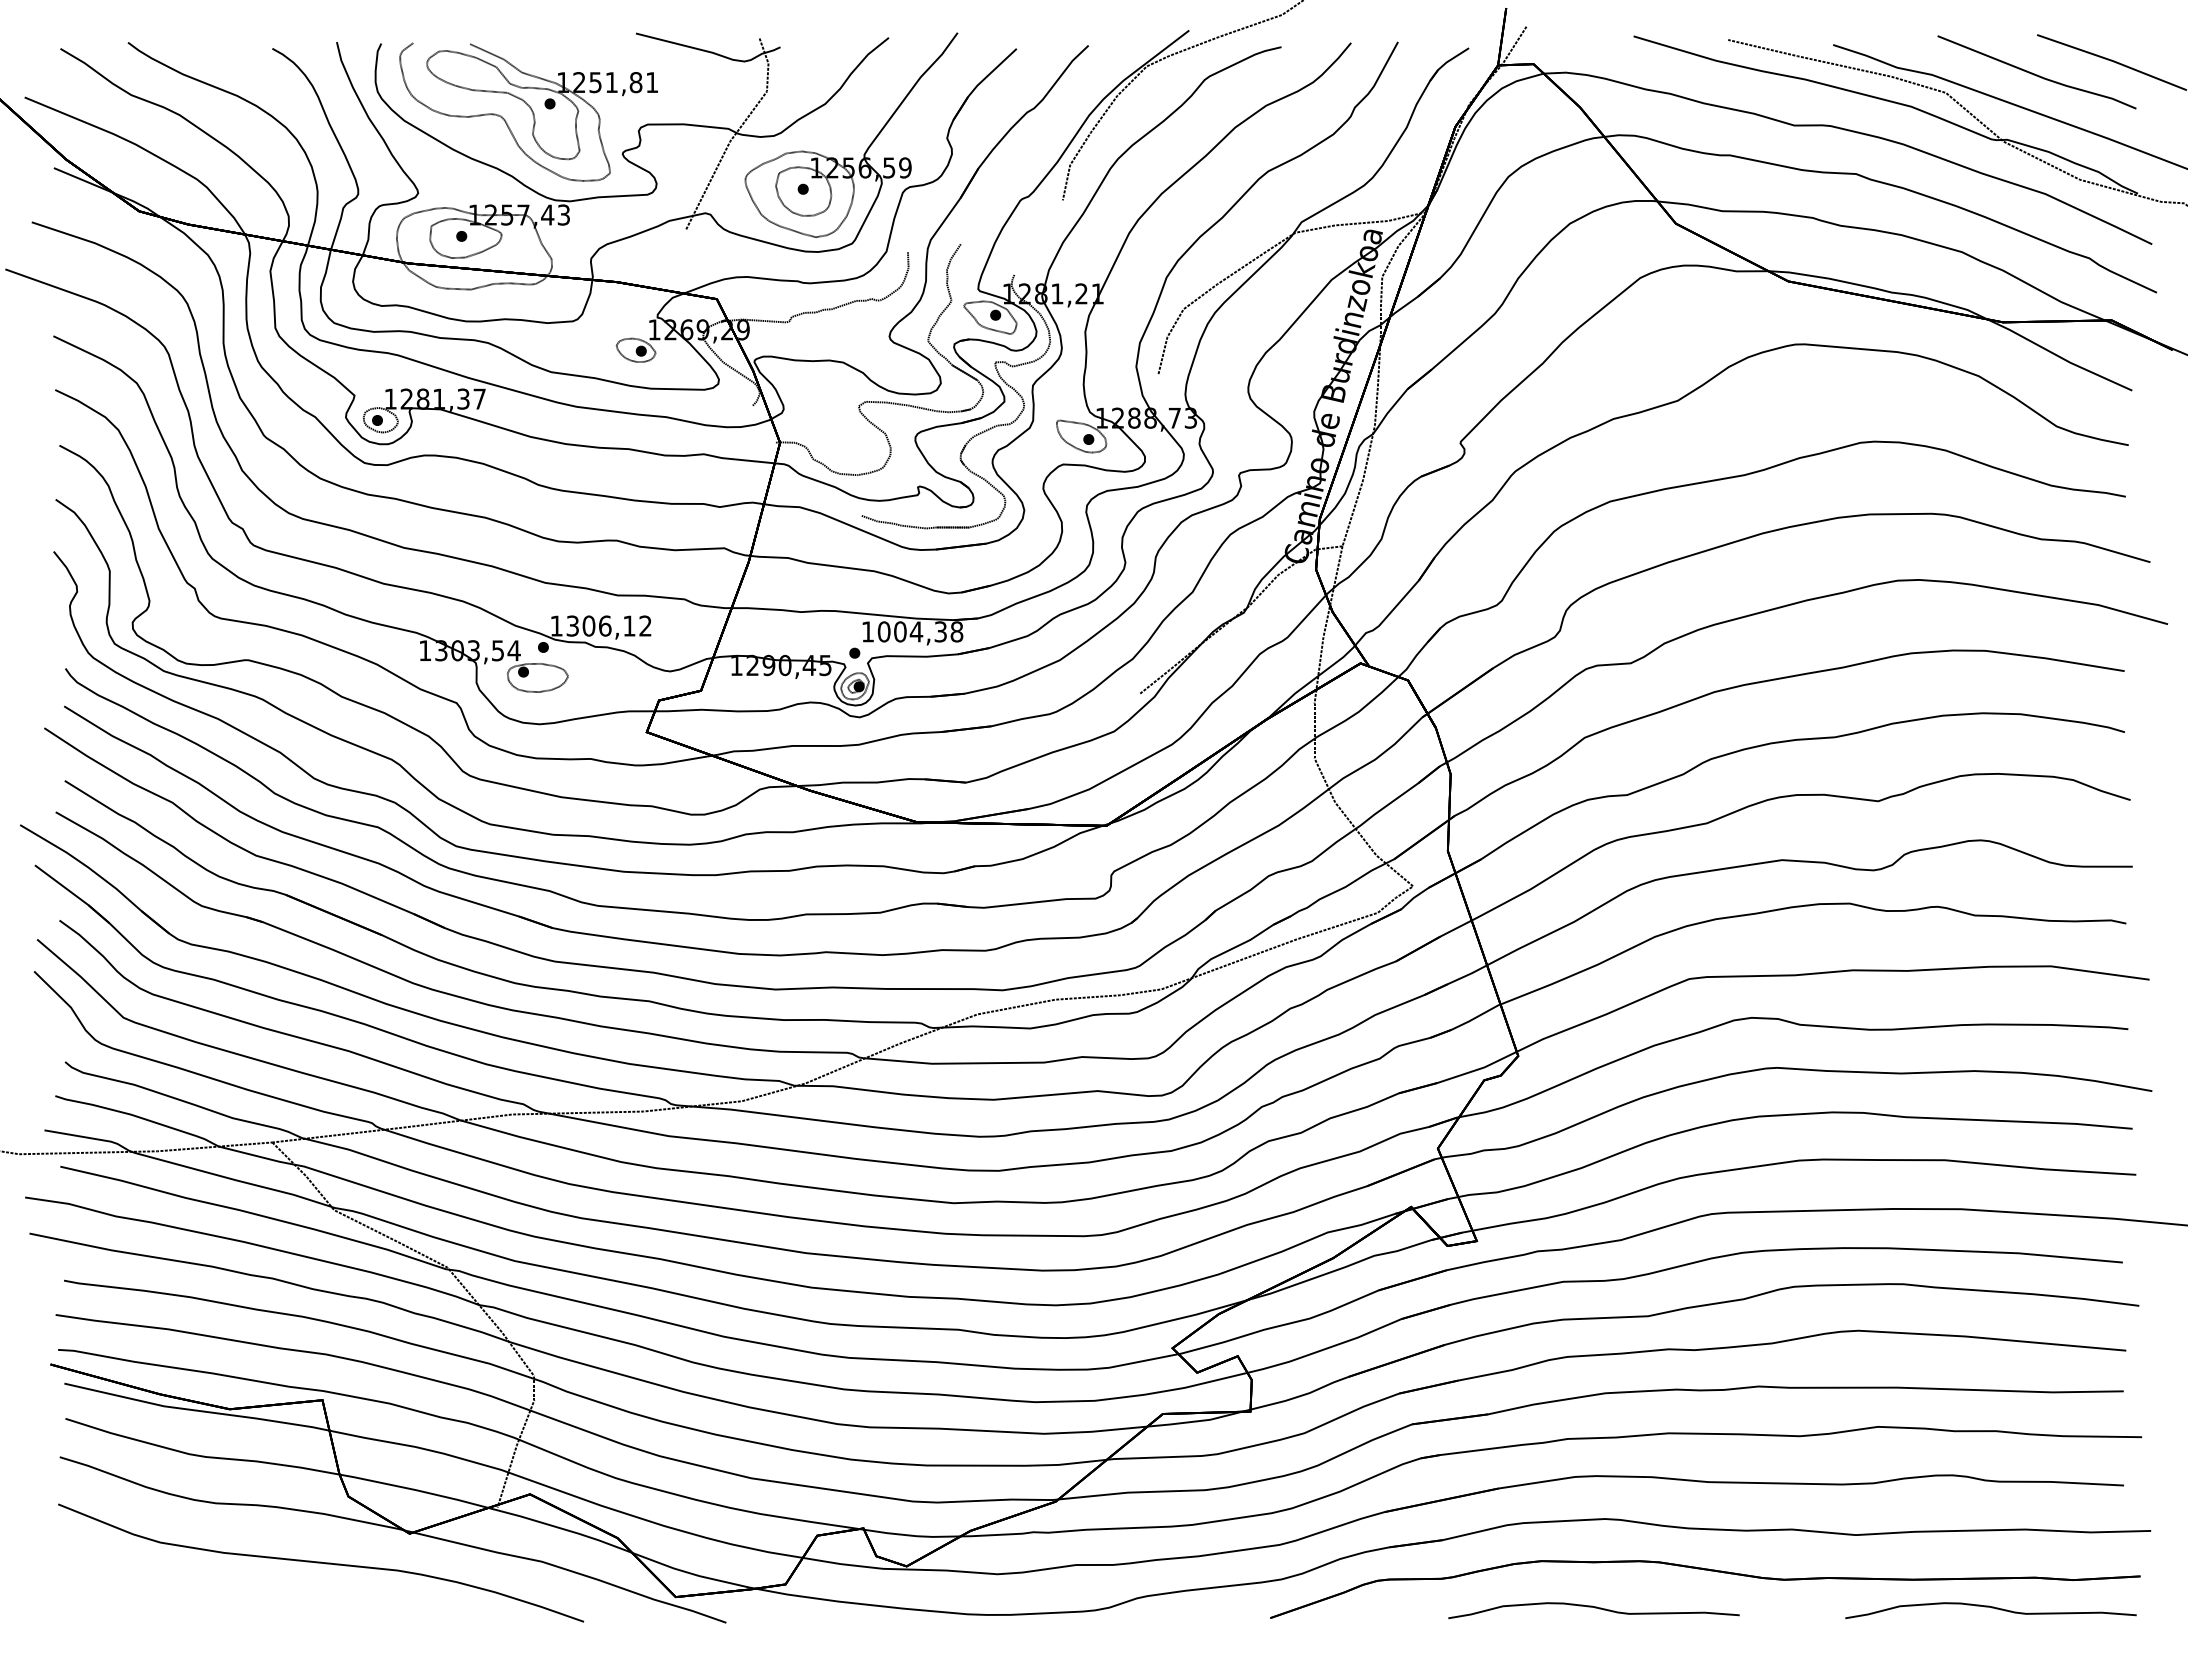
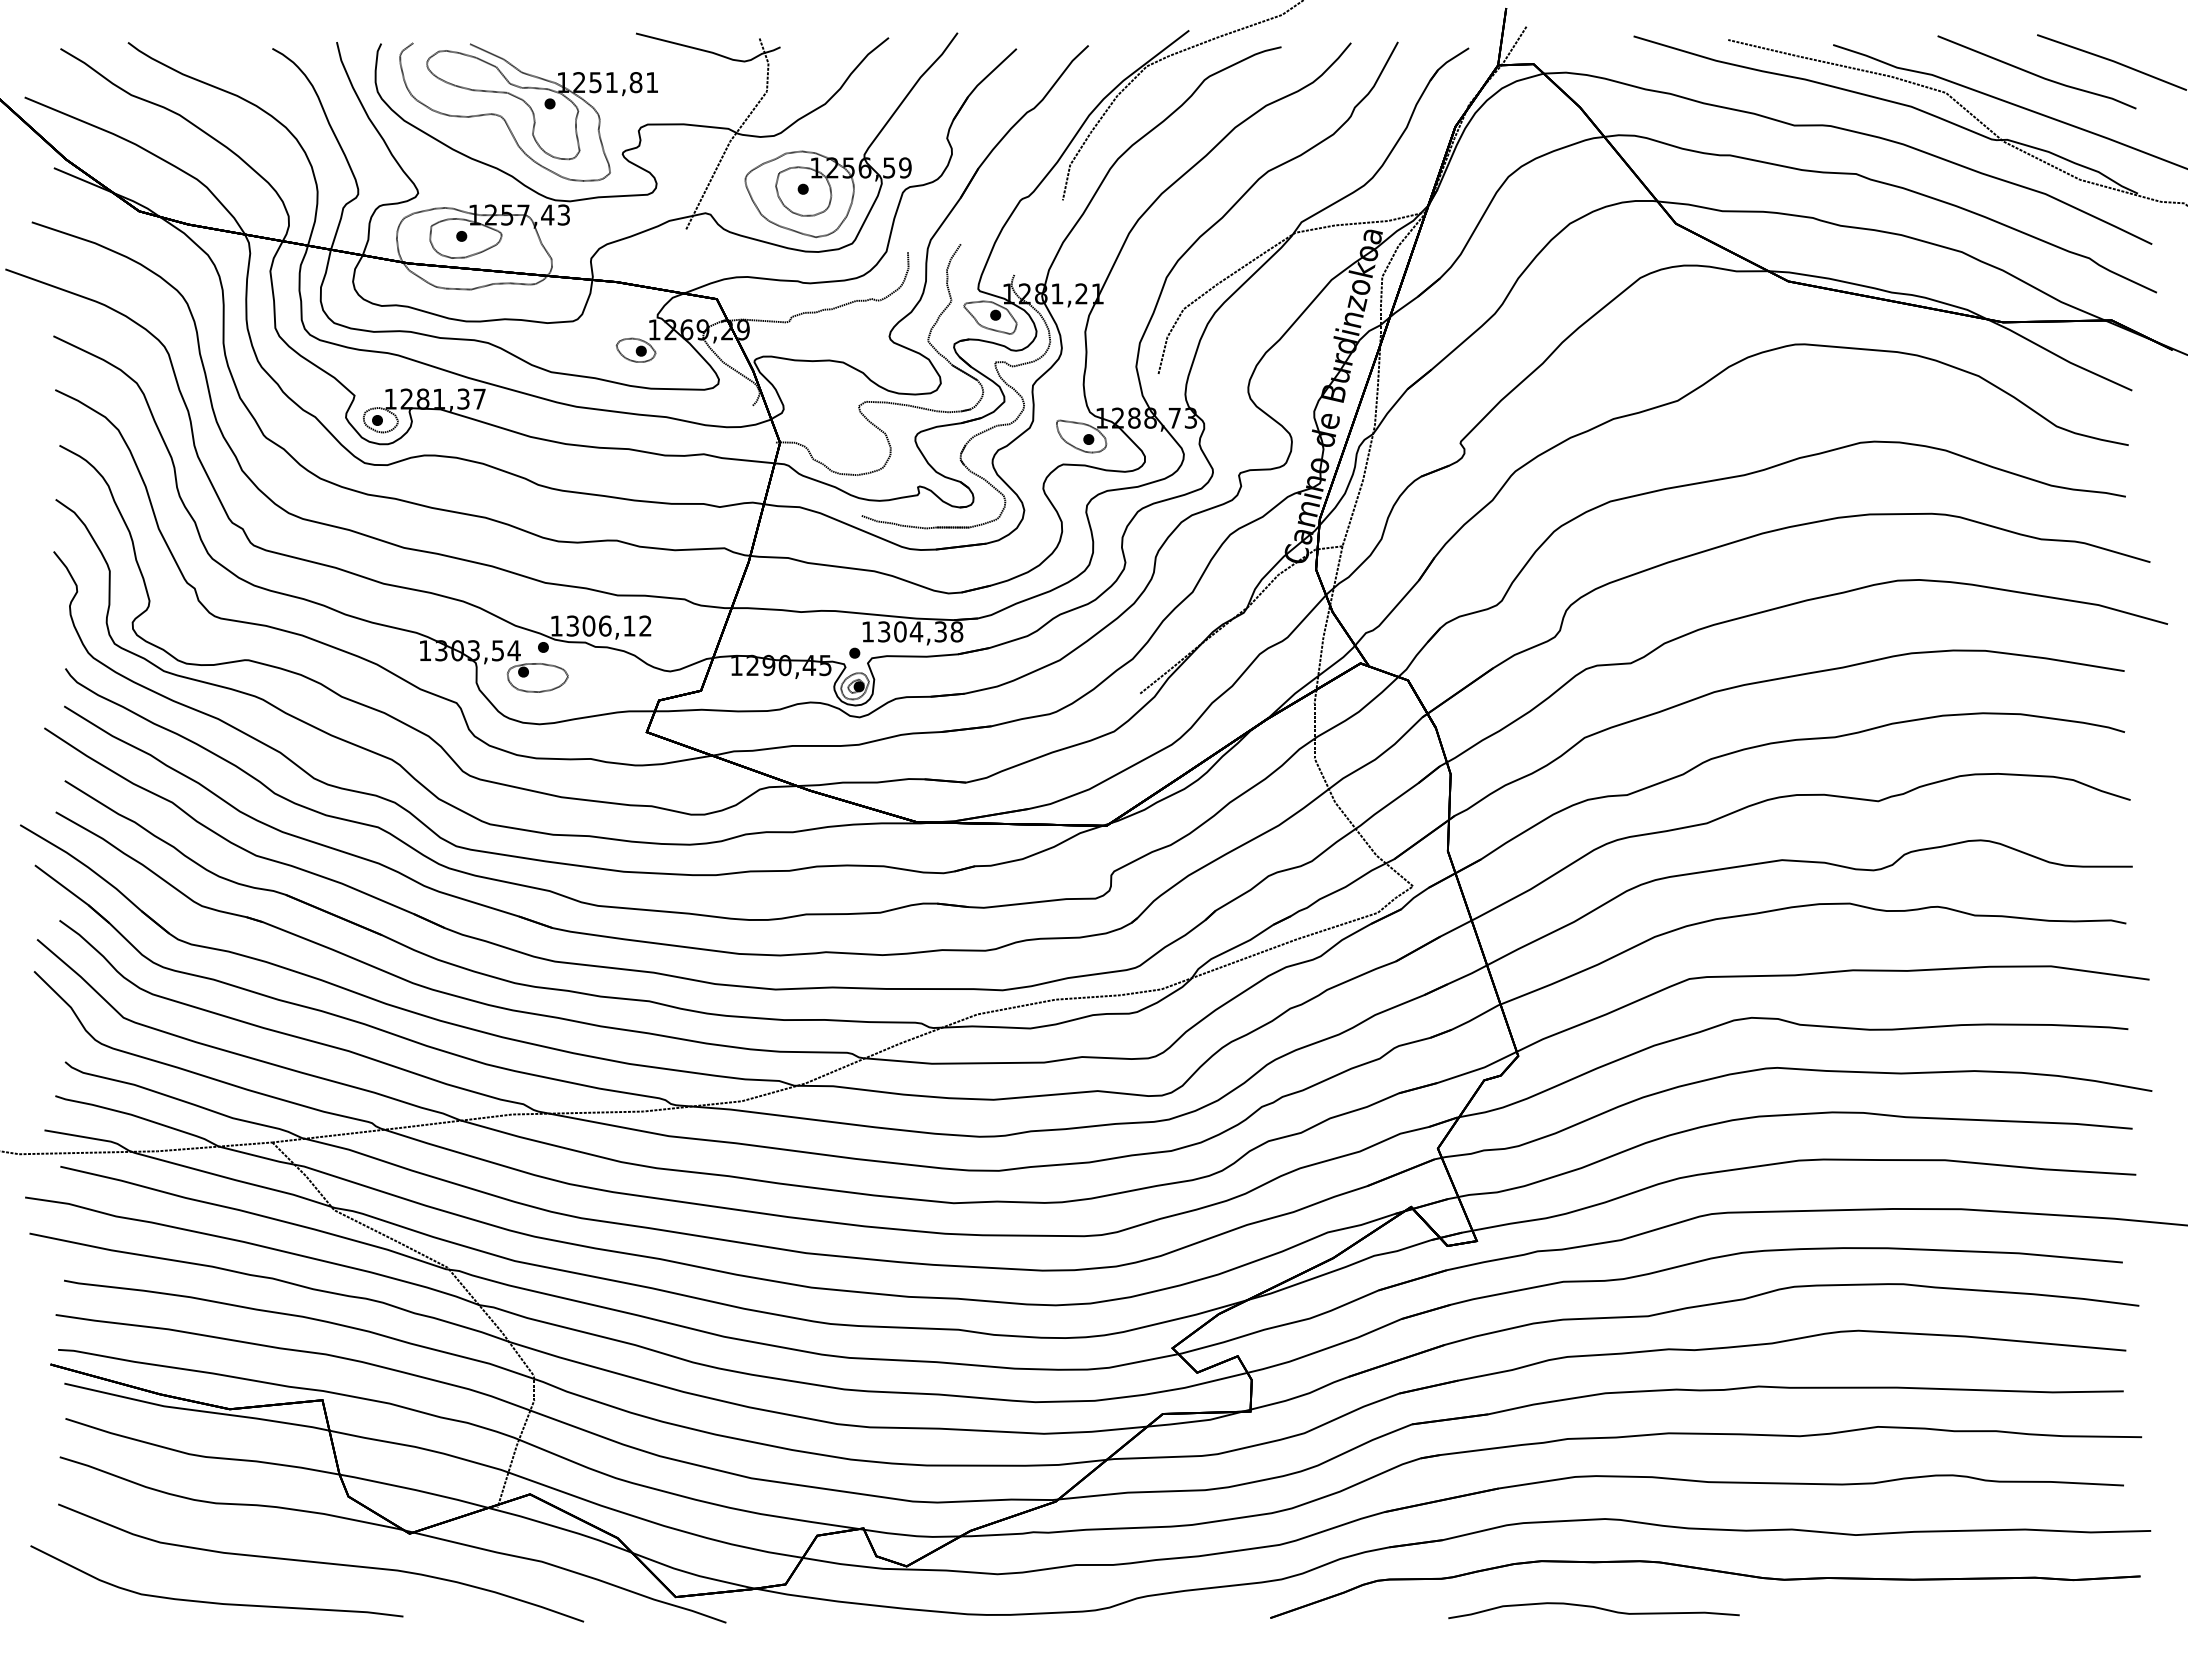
text: 1004,38 -> 1304,38 (883, 631)
curve: none -> present (210, 1601)
part: present -> none (1990, 1610)
